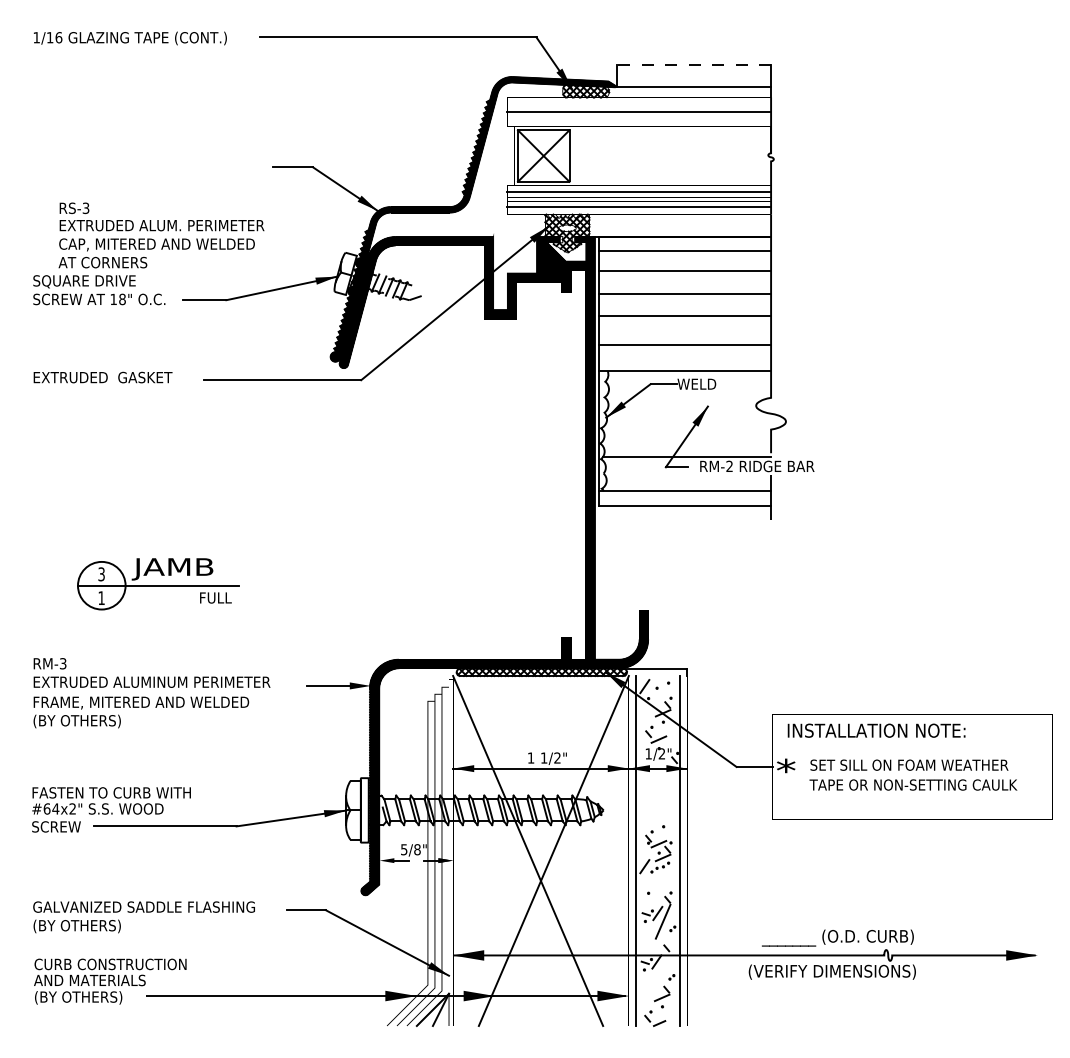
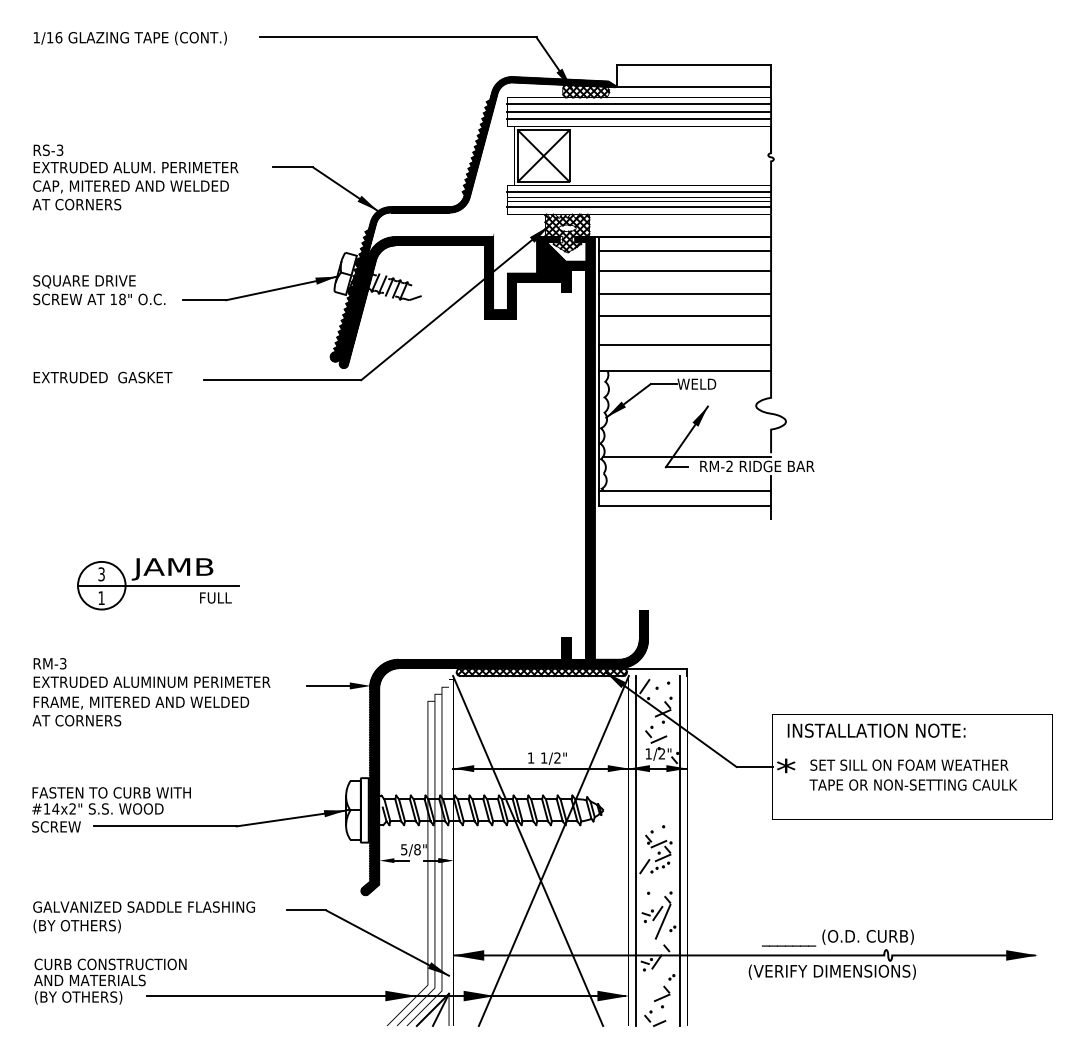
line: dashed -> solid (694, 64)
line: none -> present (639, 104)
line: none -> present (639, 119)
text position: (161, 235) -> (135, 177) (135, 177)
text: (BY OTHERS) -> AT CORNERS (76, 721)
text: #64x2" -> #14x2" (46, 808)
